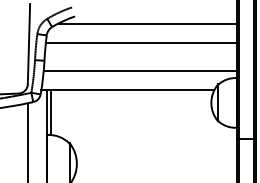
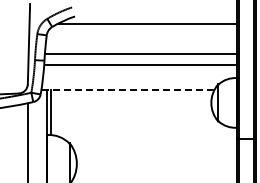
line position: (141, 42) -> (141, 53) (141, 53)
line position: (140, 71) -> (140, 65) (140, 65)
line: solid -> dashed (127, 90)
